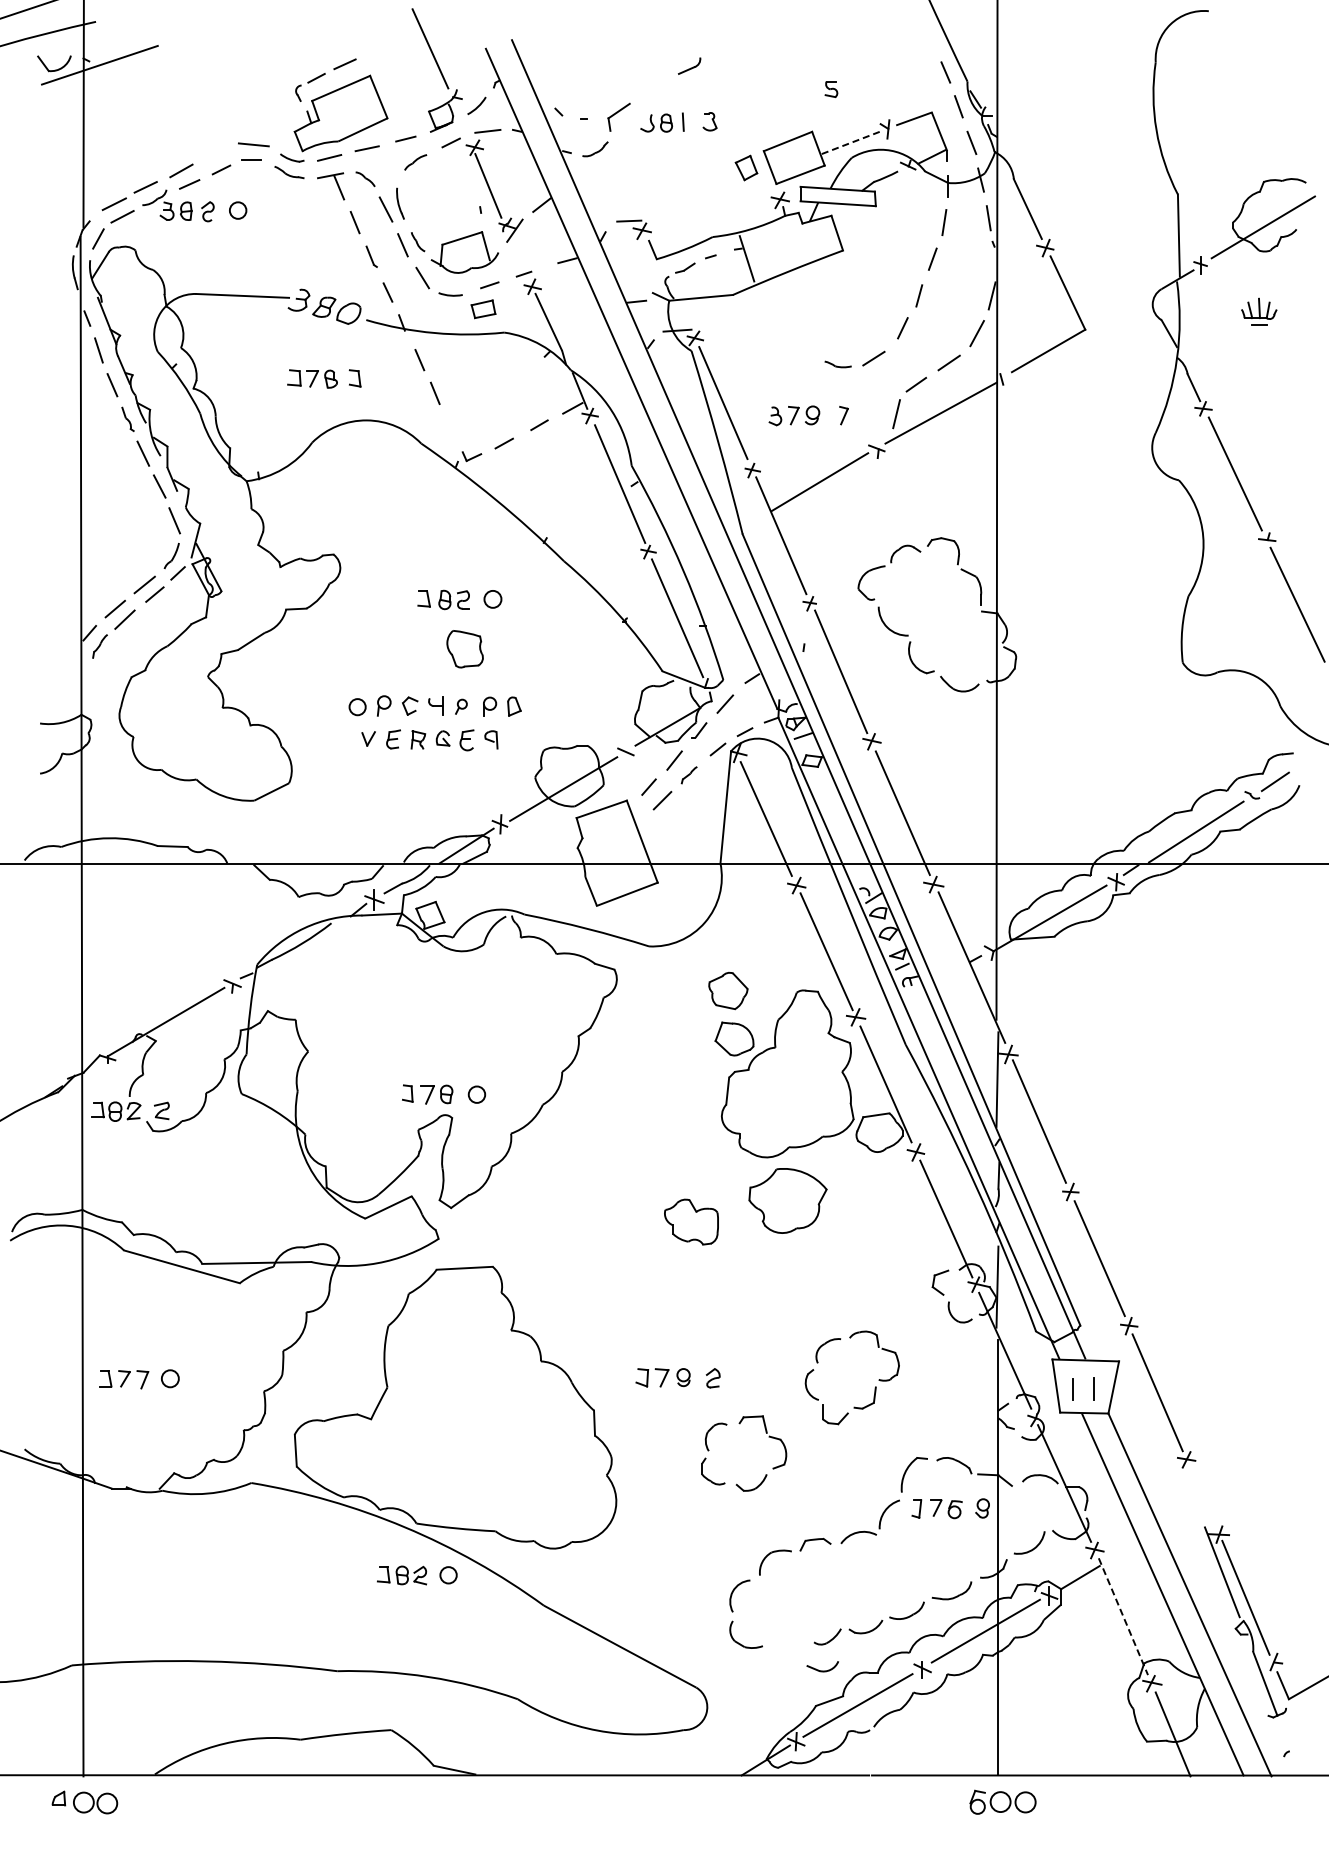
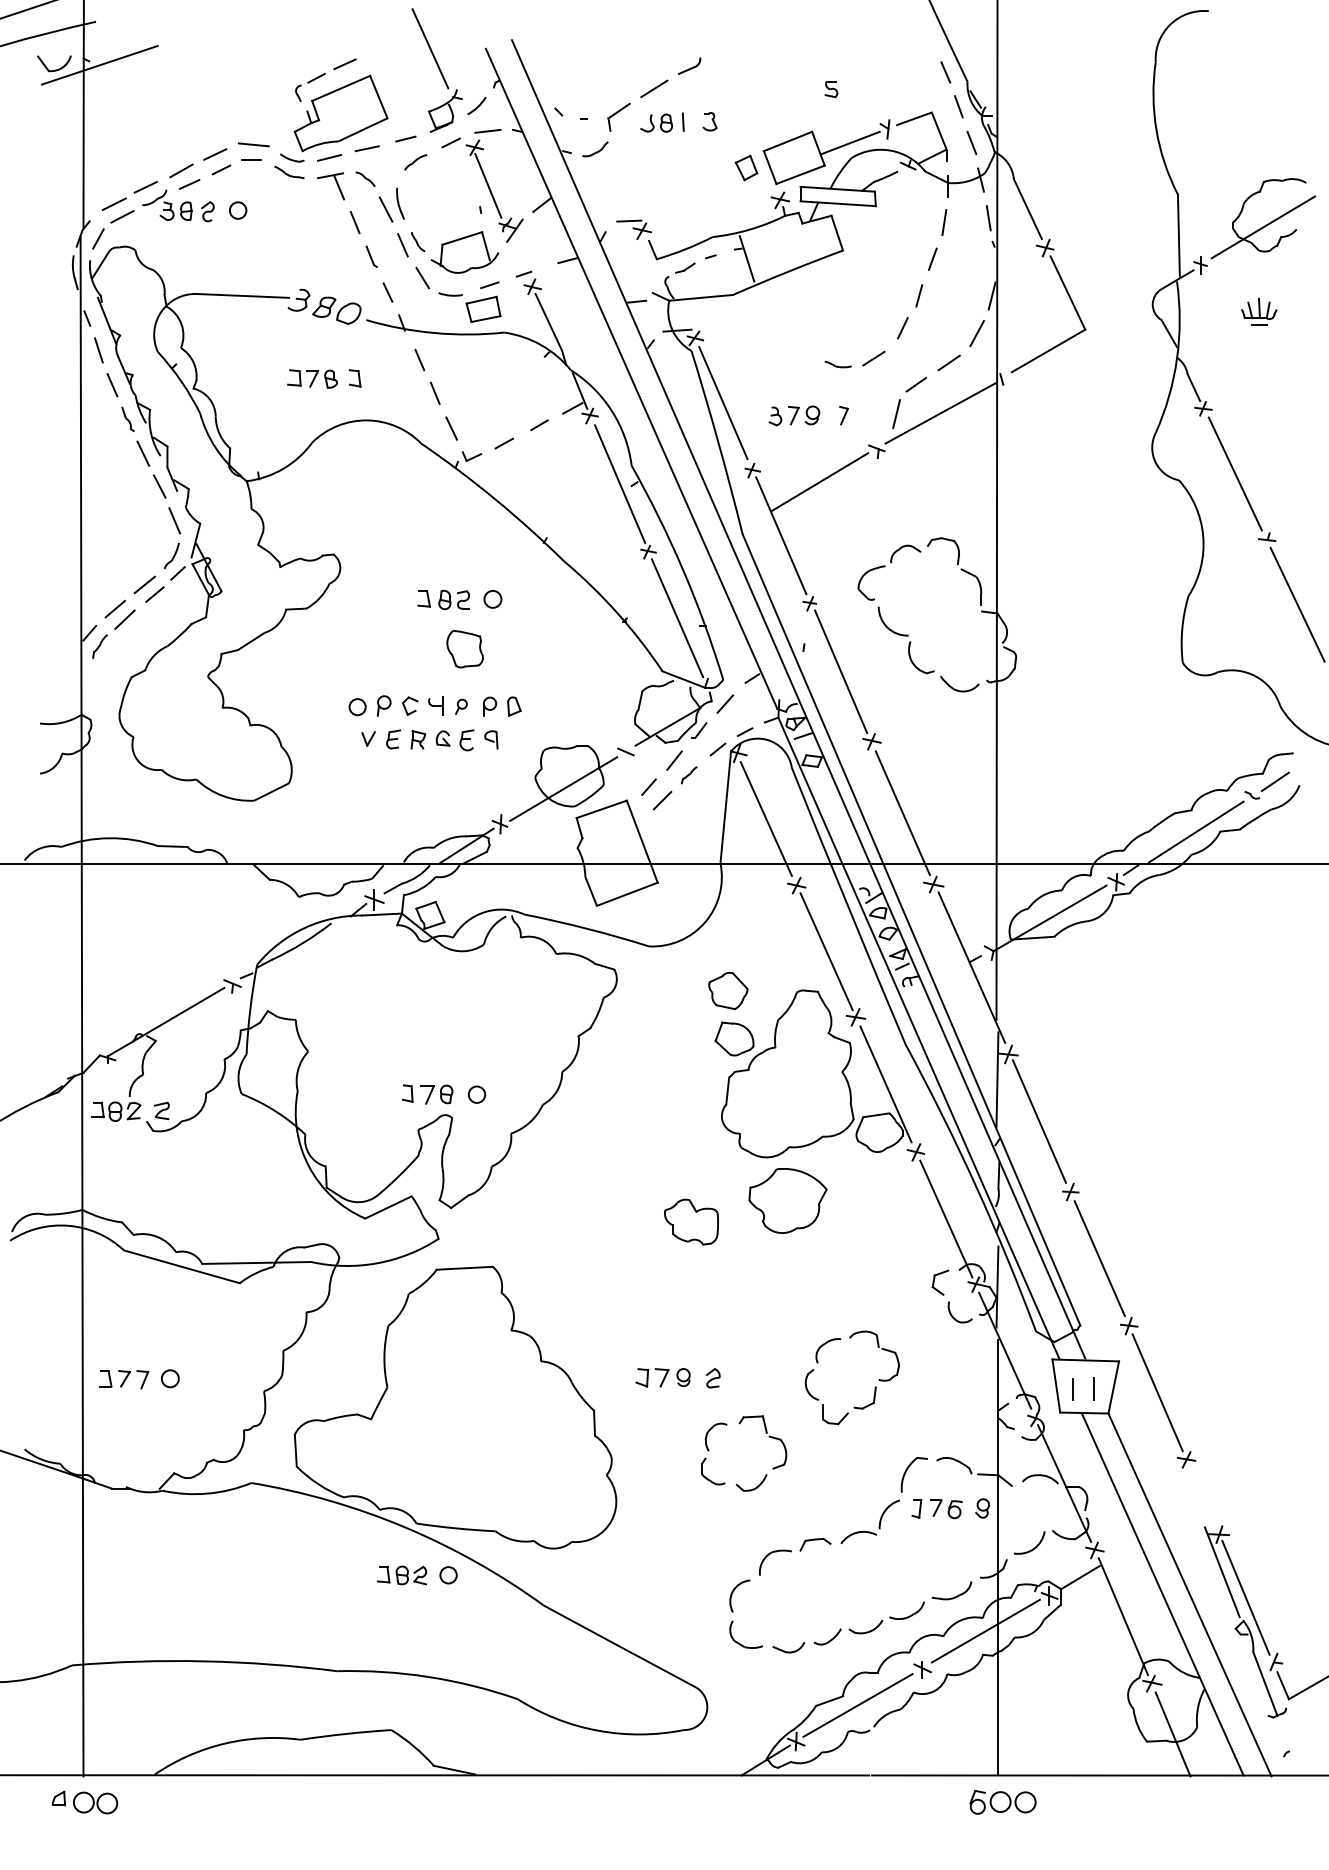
line: none -> present (654, 88)
line: dashed -> solid (850, 143)
line: none -> present (215, 154)
part size: 27x21 px -> 37x28 px (483, 308)
line: none -> present (451, 428)
line: dashed -> solid (1123, 1617)
part position: (822, 1666) -> (788, 1647) (788, 1647)
